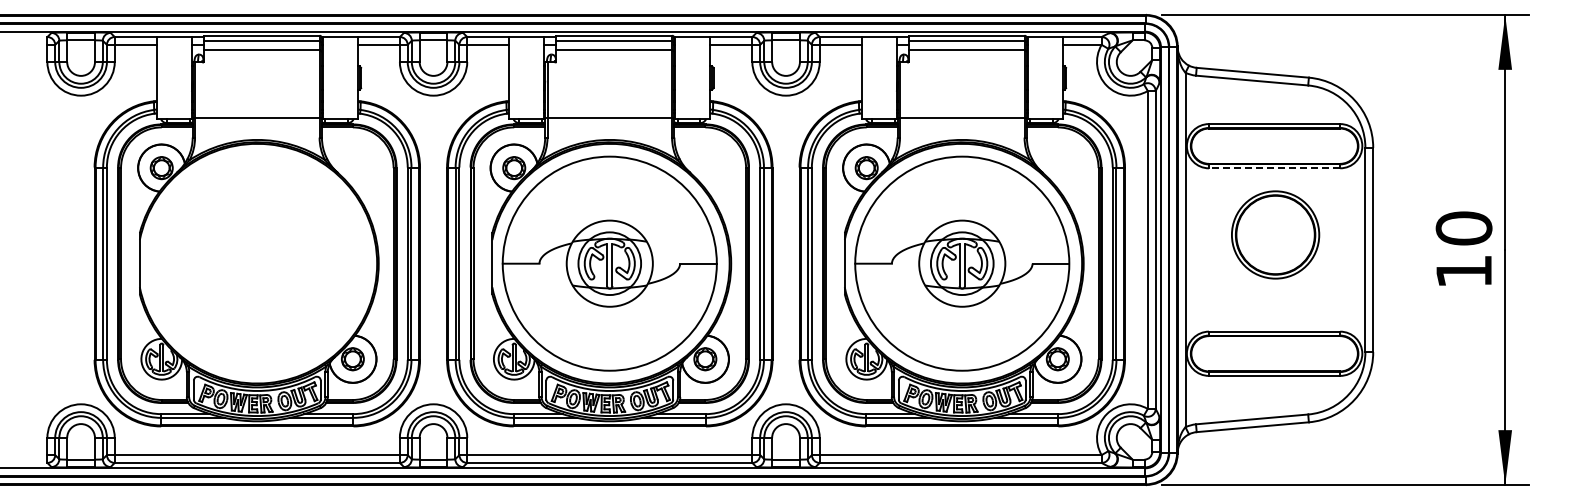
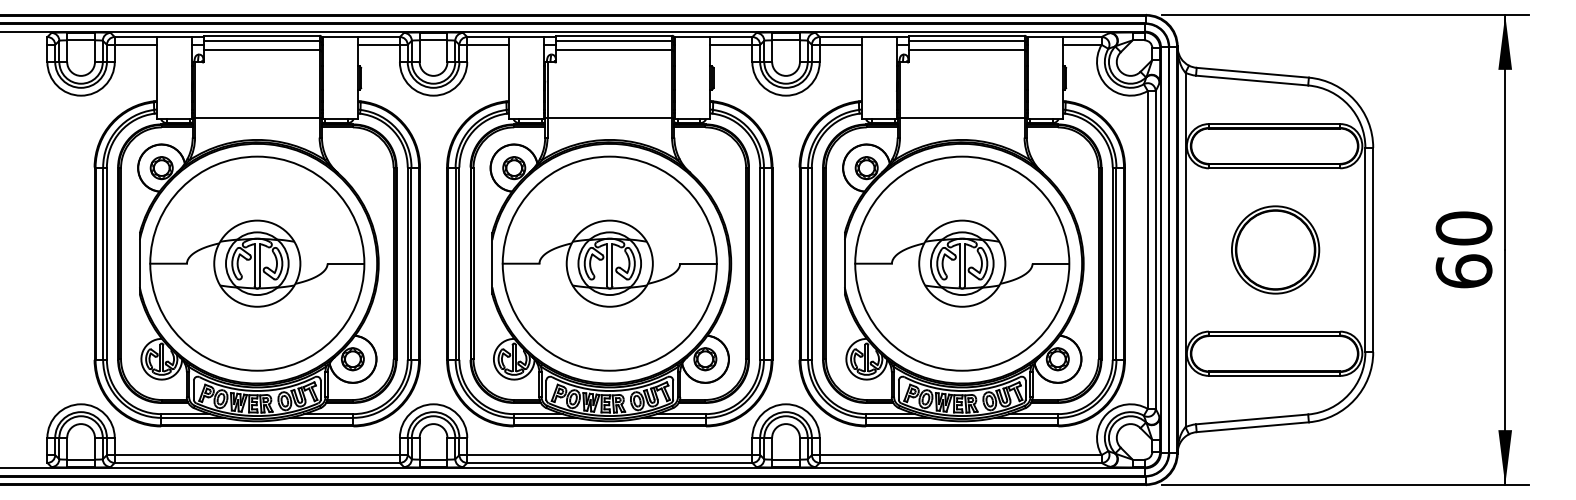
line: dashed -> solid (1274, 168)
part position: (1275, 234) -> (1275, 249) (1275, 249)
part: none -> present (257, 263)
text: 10 -> 60 (1463, 271)
